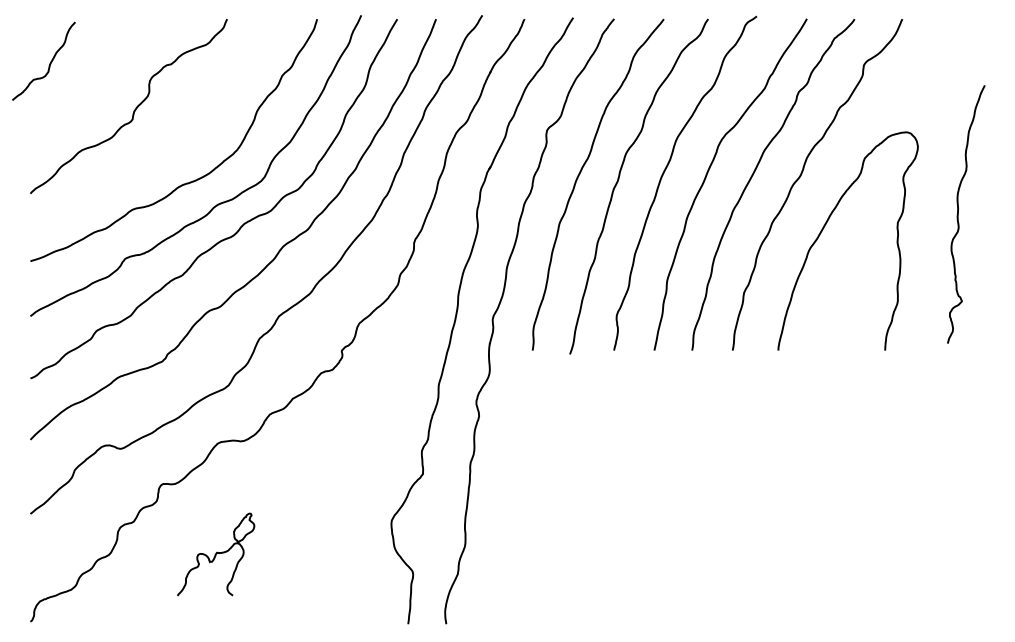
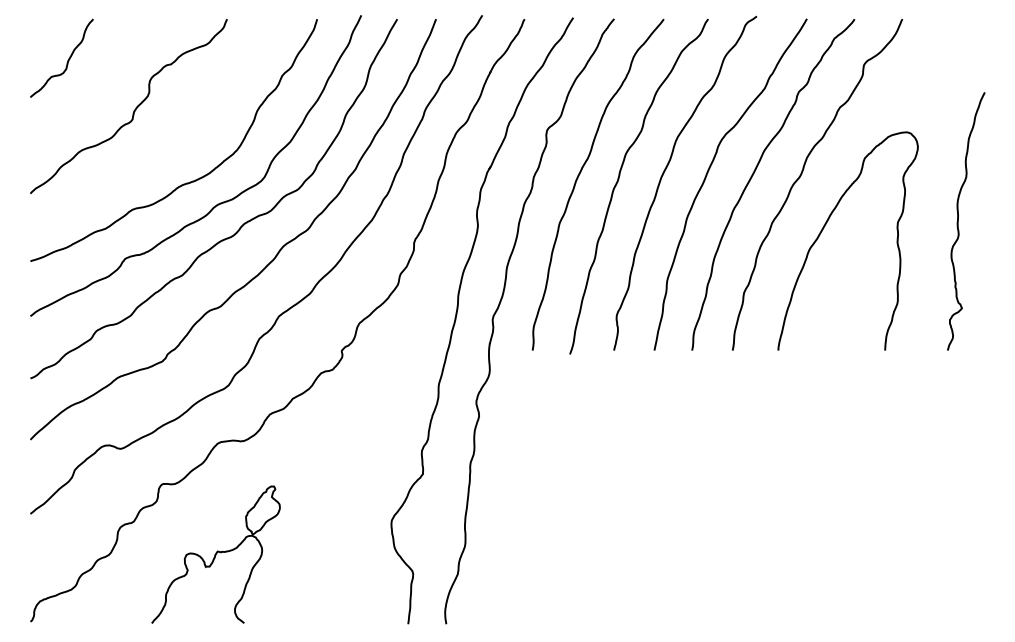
curve position: (49, 63) -> (67, 60) (67, 60)
curve position: (958, 214) -> (958, 221) (958, 221)
part size: 79x85 px -> 130x139 px (215, 554)
